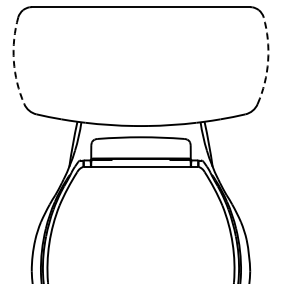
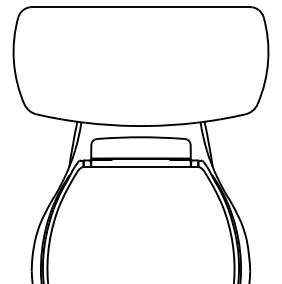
arc: dashed -> solid (13, 61)
arc: dashed -> solid (268, 61)
